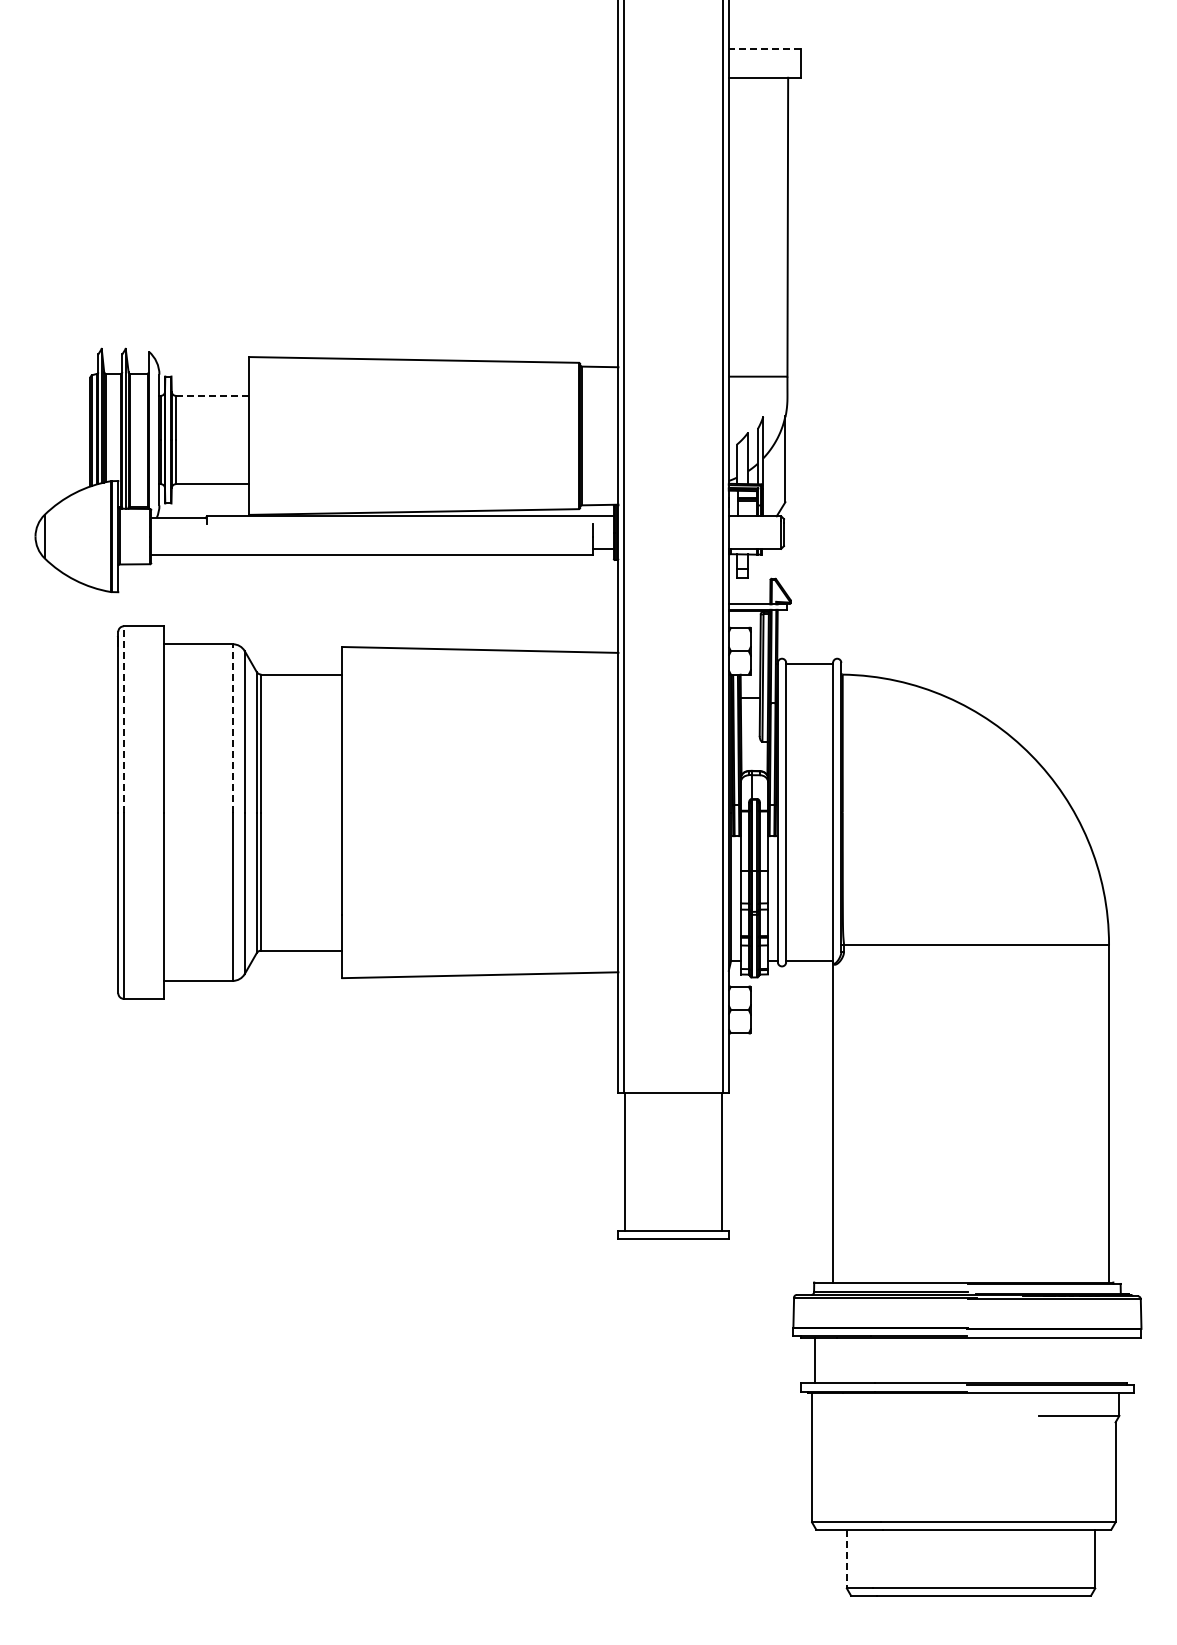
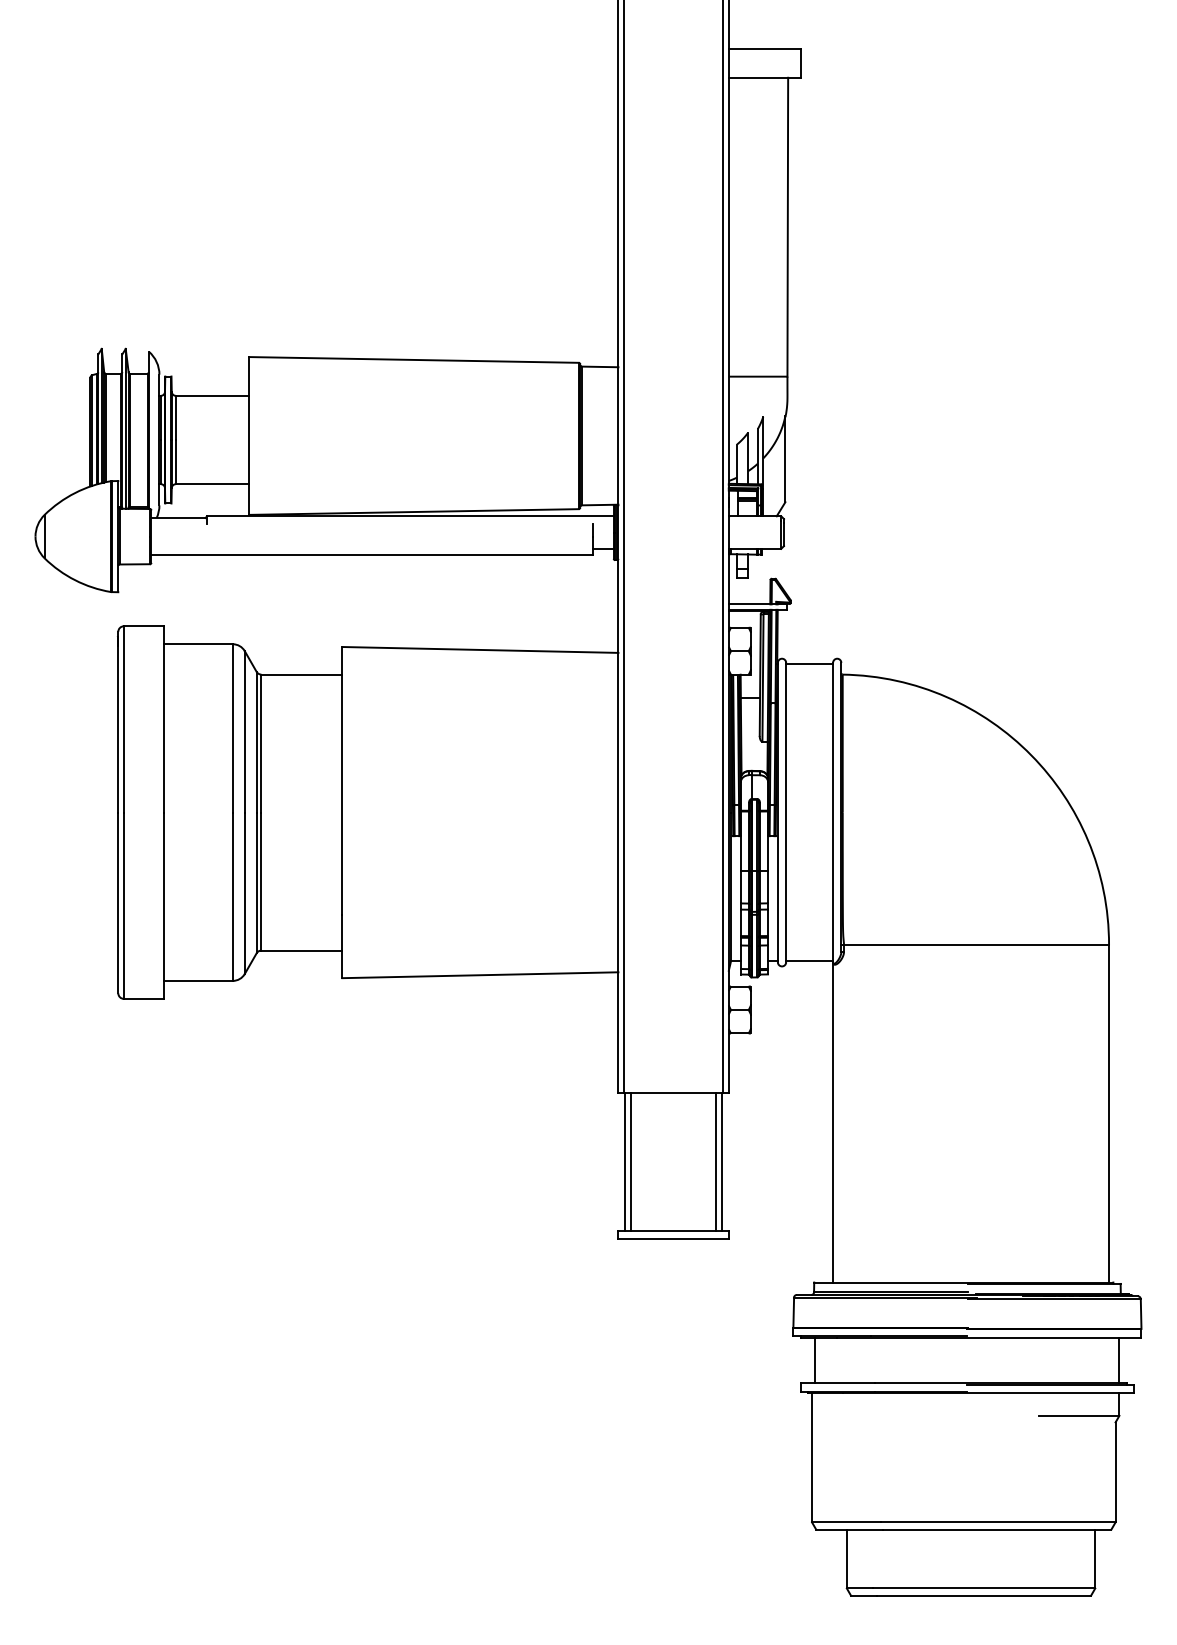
line: dashed -> solid (764, 49)
line: dashed -> solid (212, 395)
line: dashed -> solid (123, 718)
line: dashed -> solid (232, 727)
line: none -> present (630, 1161)
line: none -> present (716, 1161)
line: none -> present (1119, 1360)
line: dashed -> solid (846, 1559)
